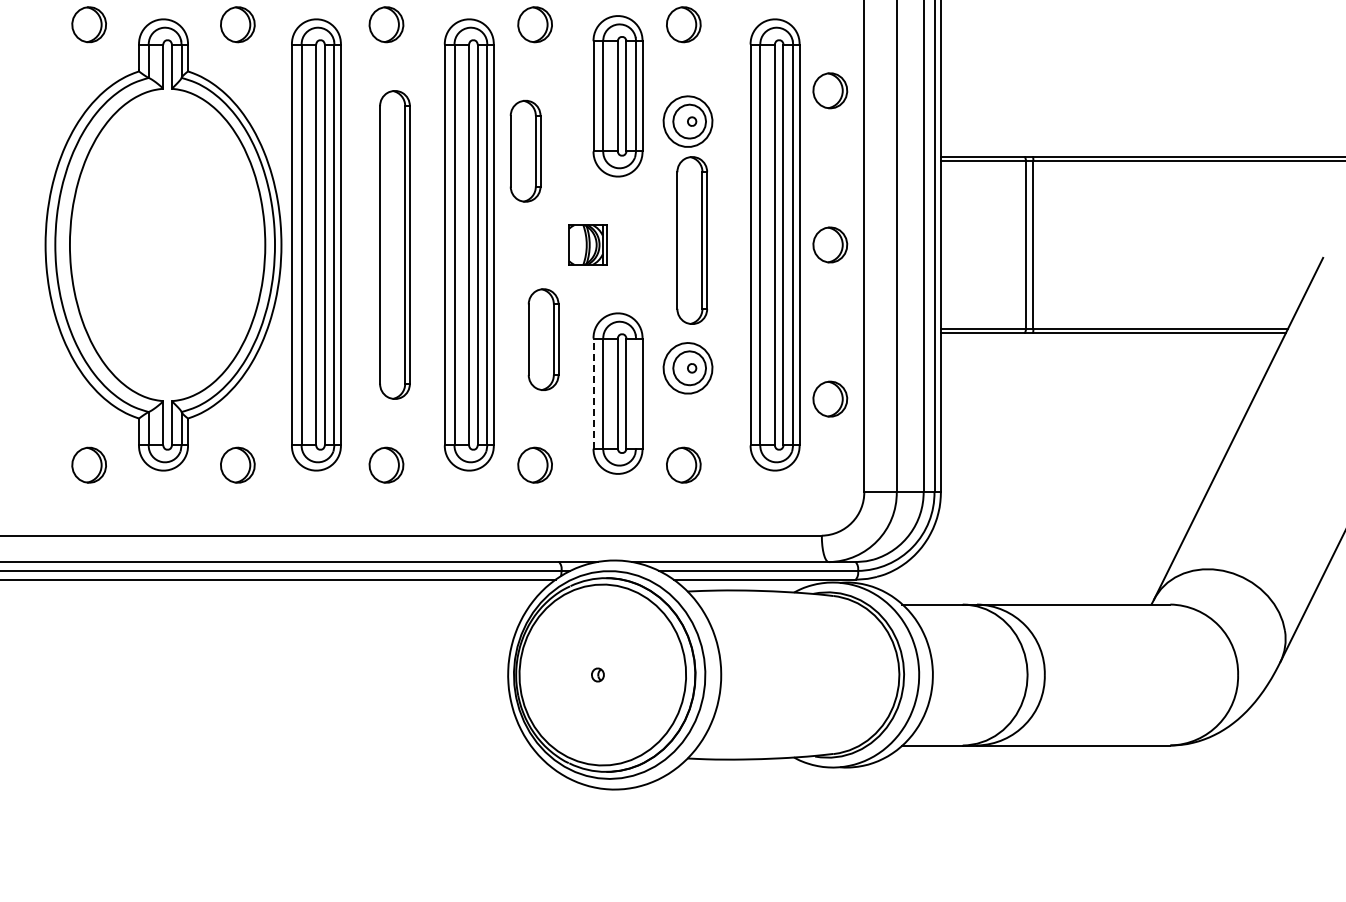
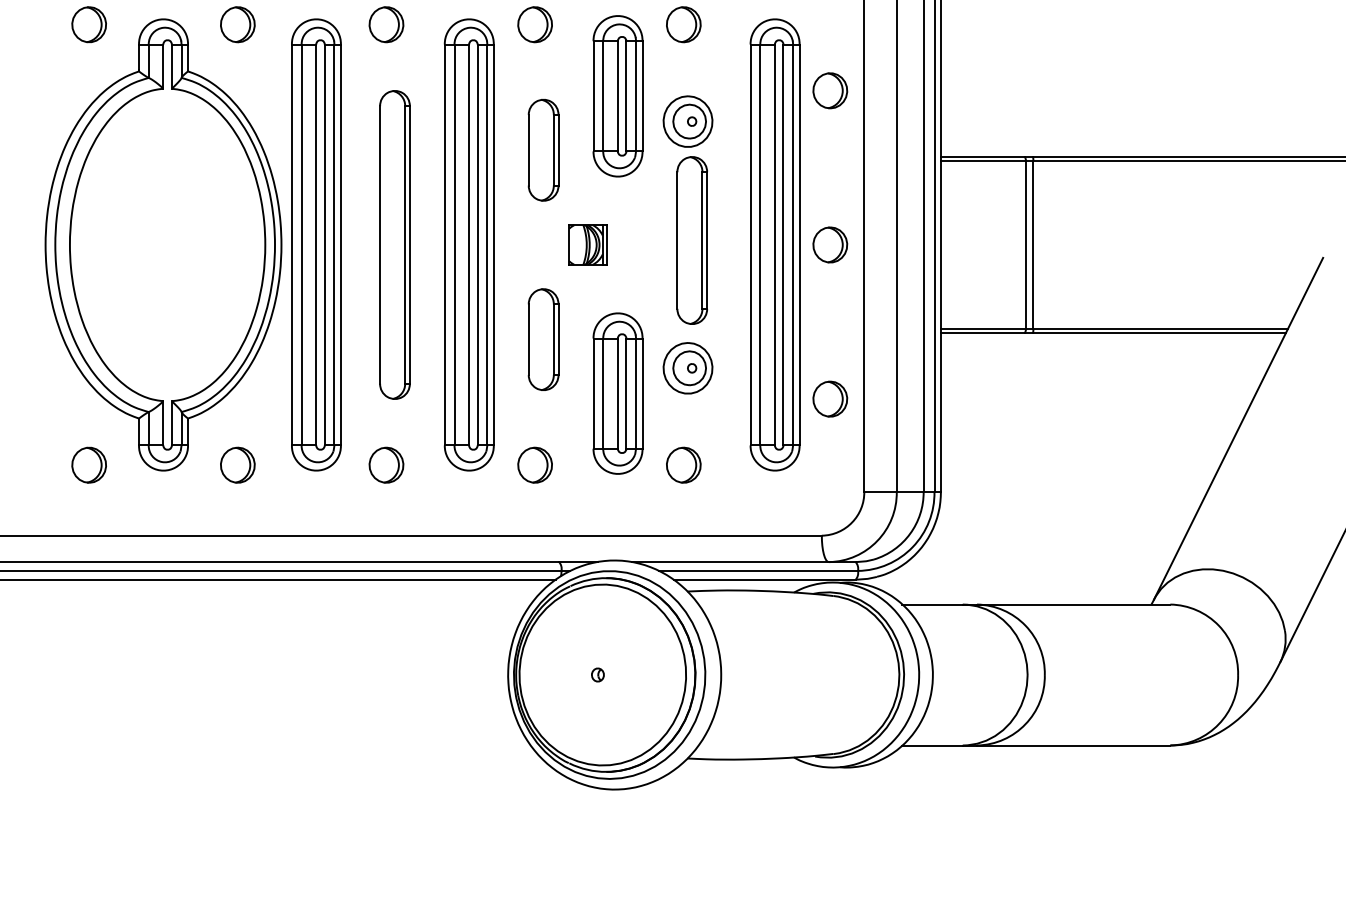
part position: (525, 151) -> (543, 150) (543, 150)
line: dashed -> solid (593, 393)
line: none -> present (636, 393)
